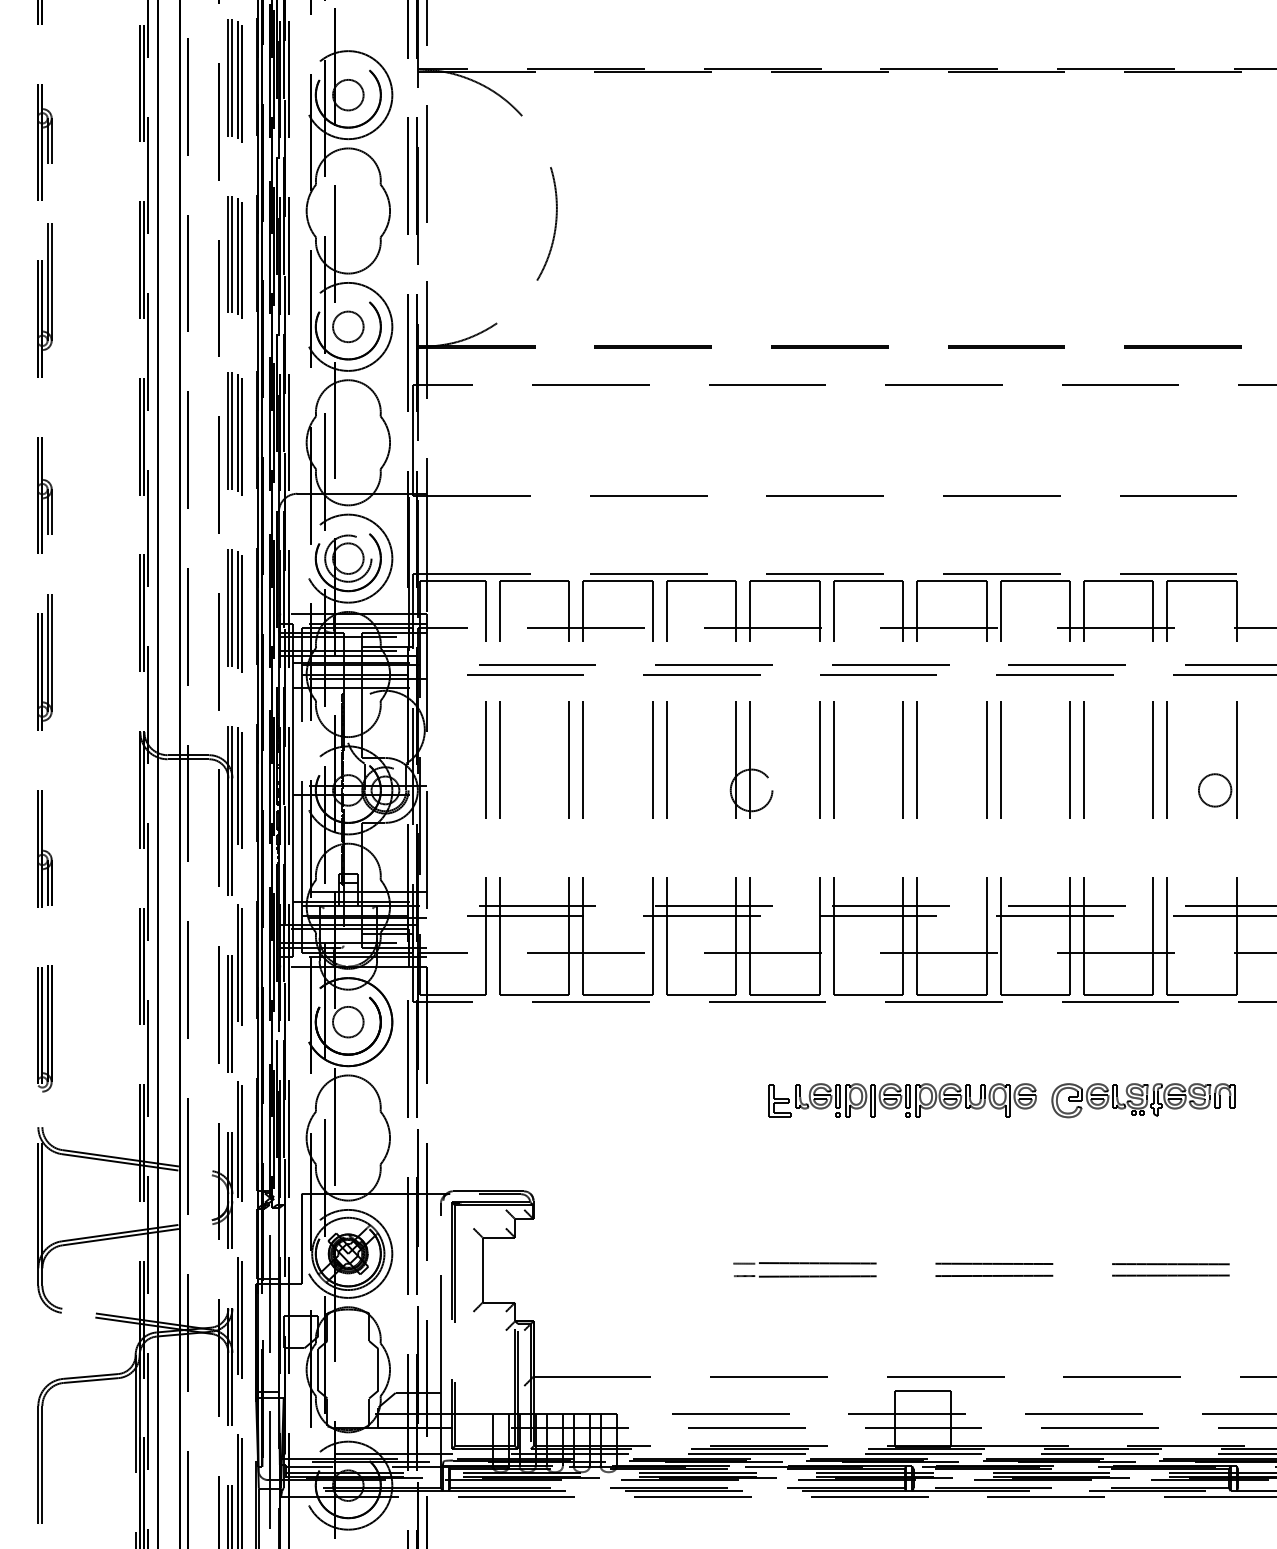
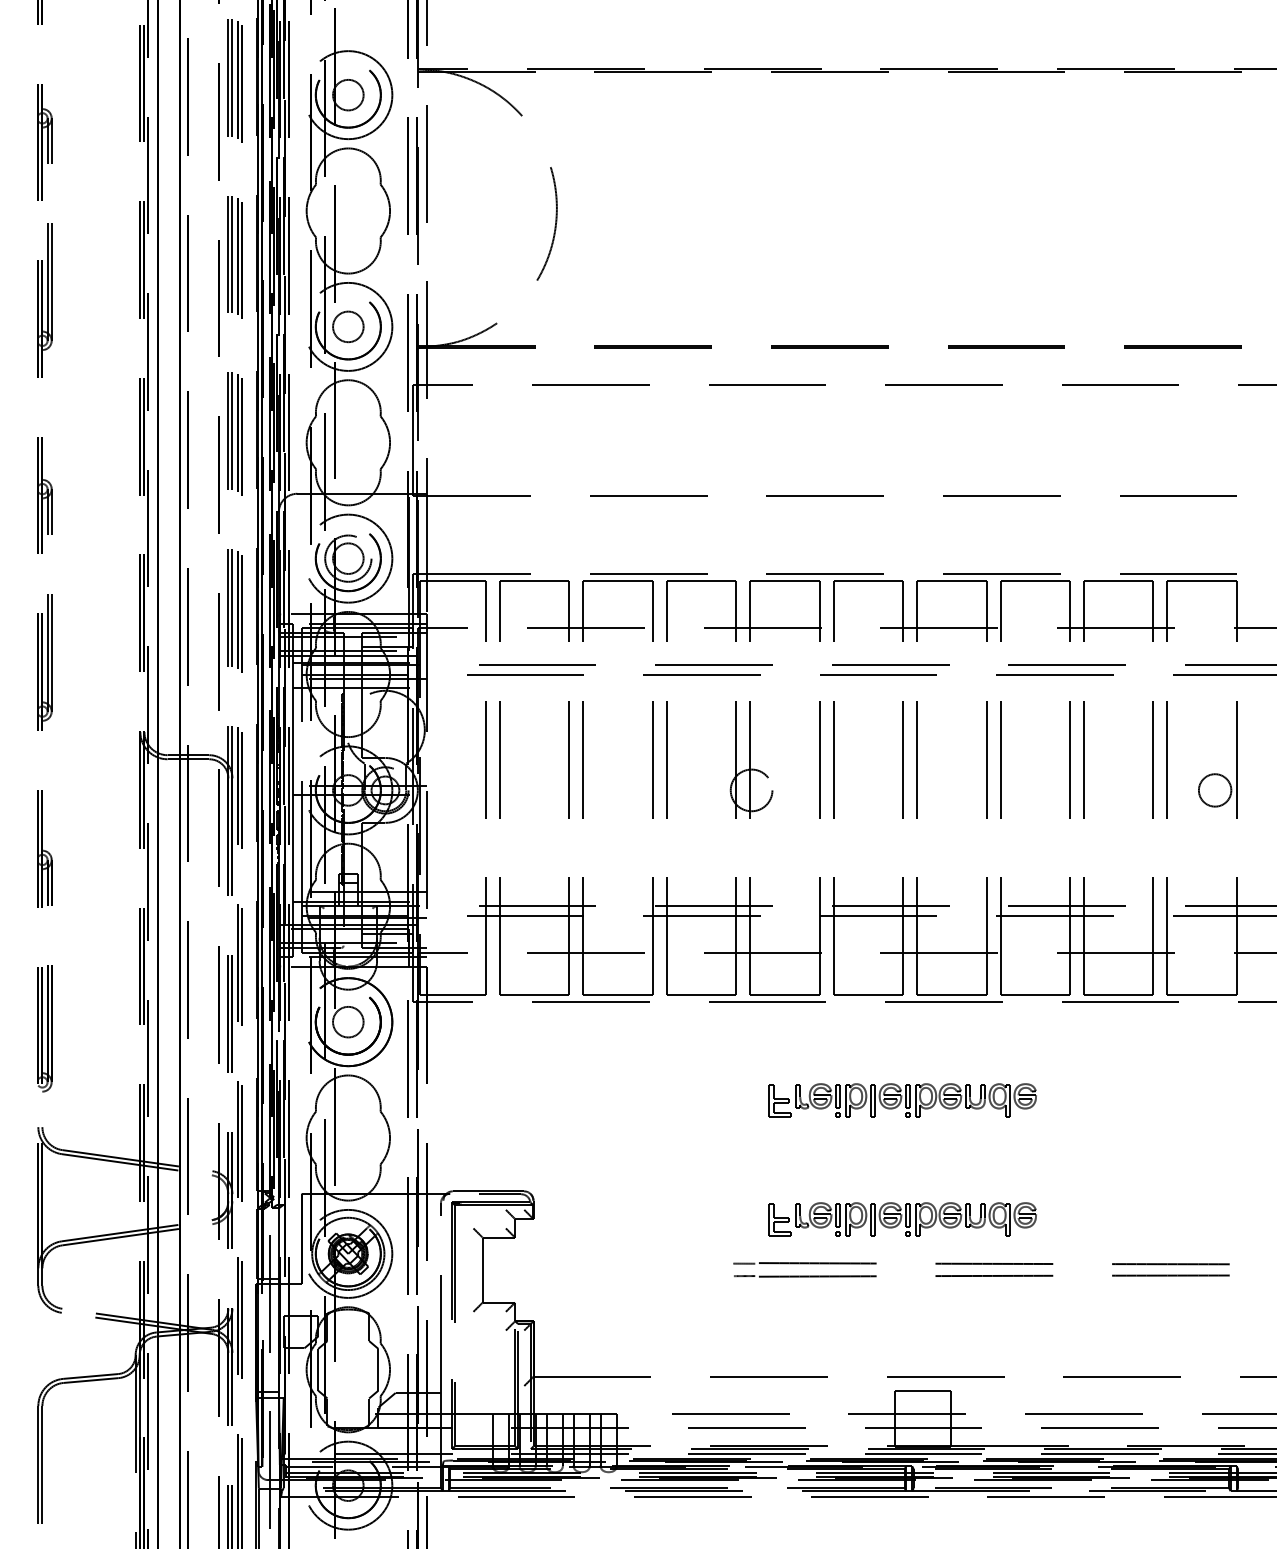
part: present -> none (1143, 1100)
part: none -> present (902, 1219)
